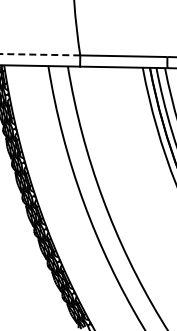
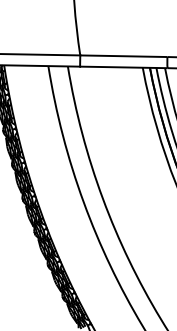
line: dashed -> solid (40, 54)
